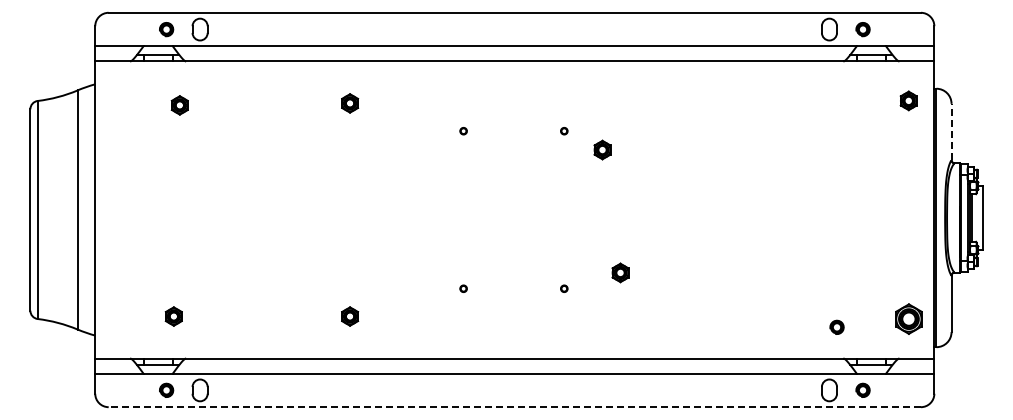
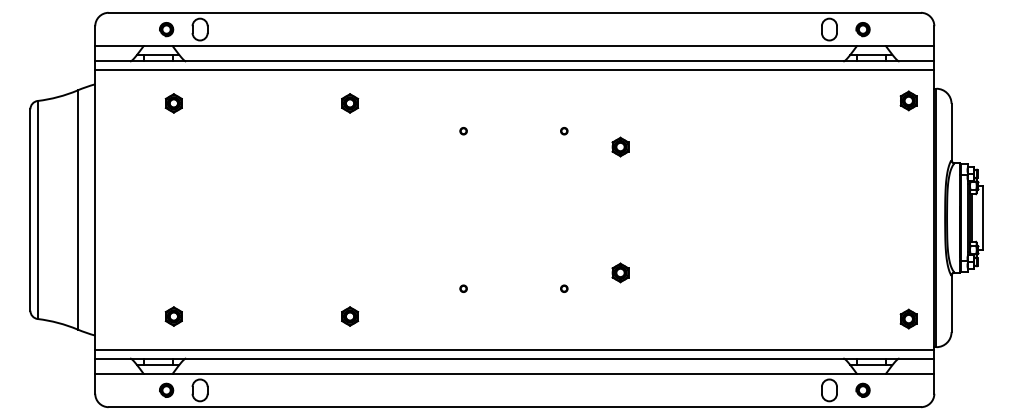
line: none -> present (514, 69)
part position: (179, 105) -> (173, 103) (173, 103)
line: dashed -> solid (951, 131)
part position: (602, 149) -> (620, 146) (620, 146)
part size: 28x32 px -> 19x22 px (908, 318)
part: present -> none (836, 326)
line: none -> present (514, 350)
line: dashed -> solid (514, 407)
